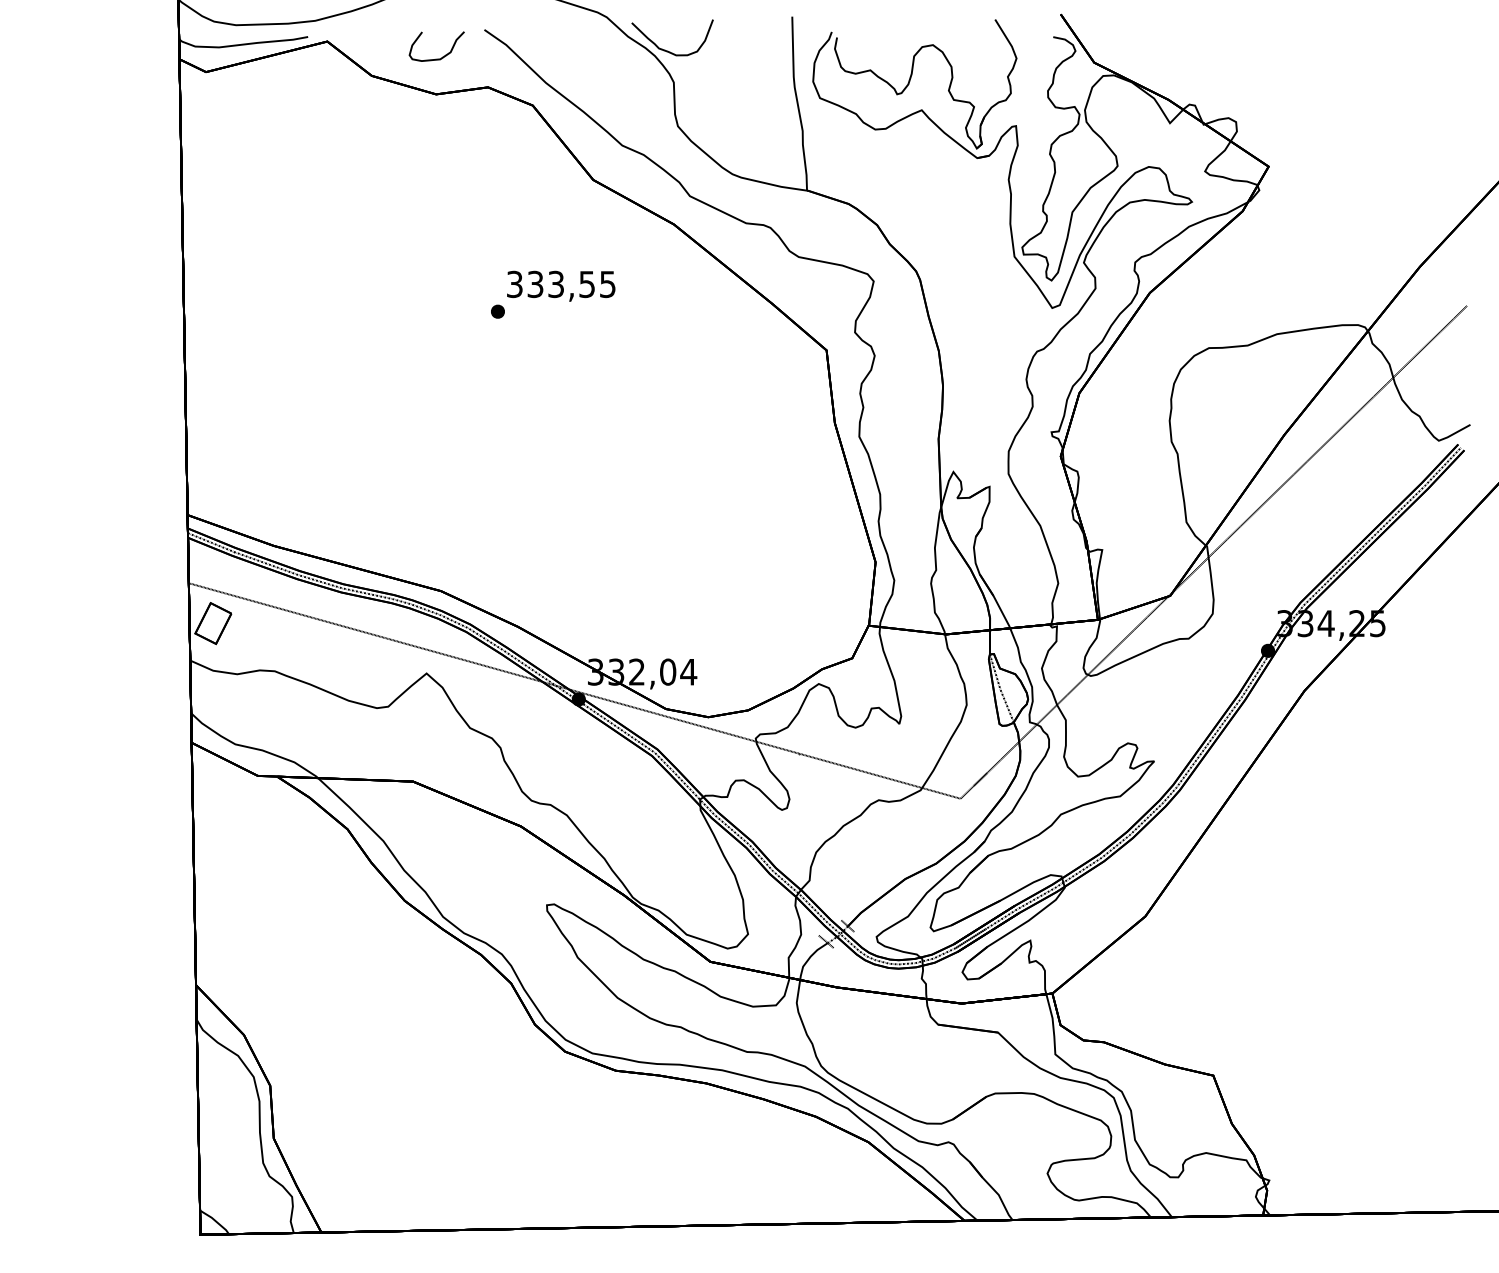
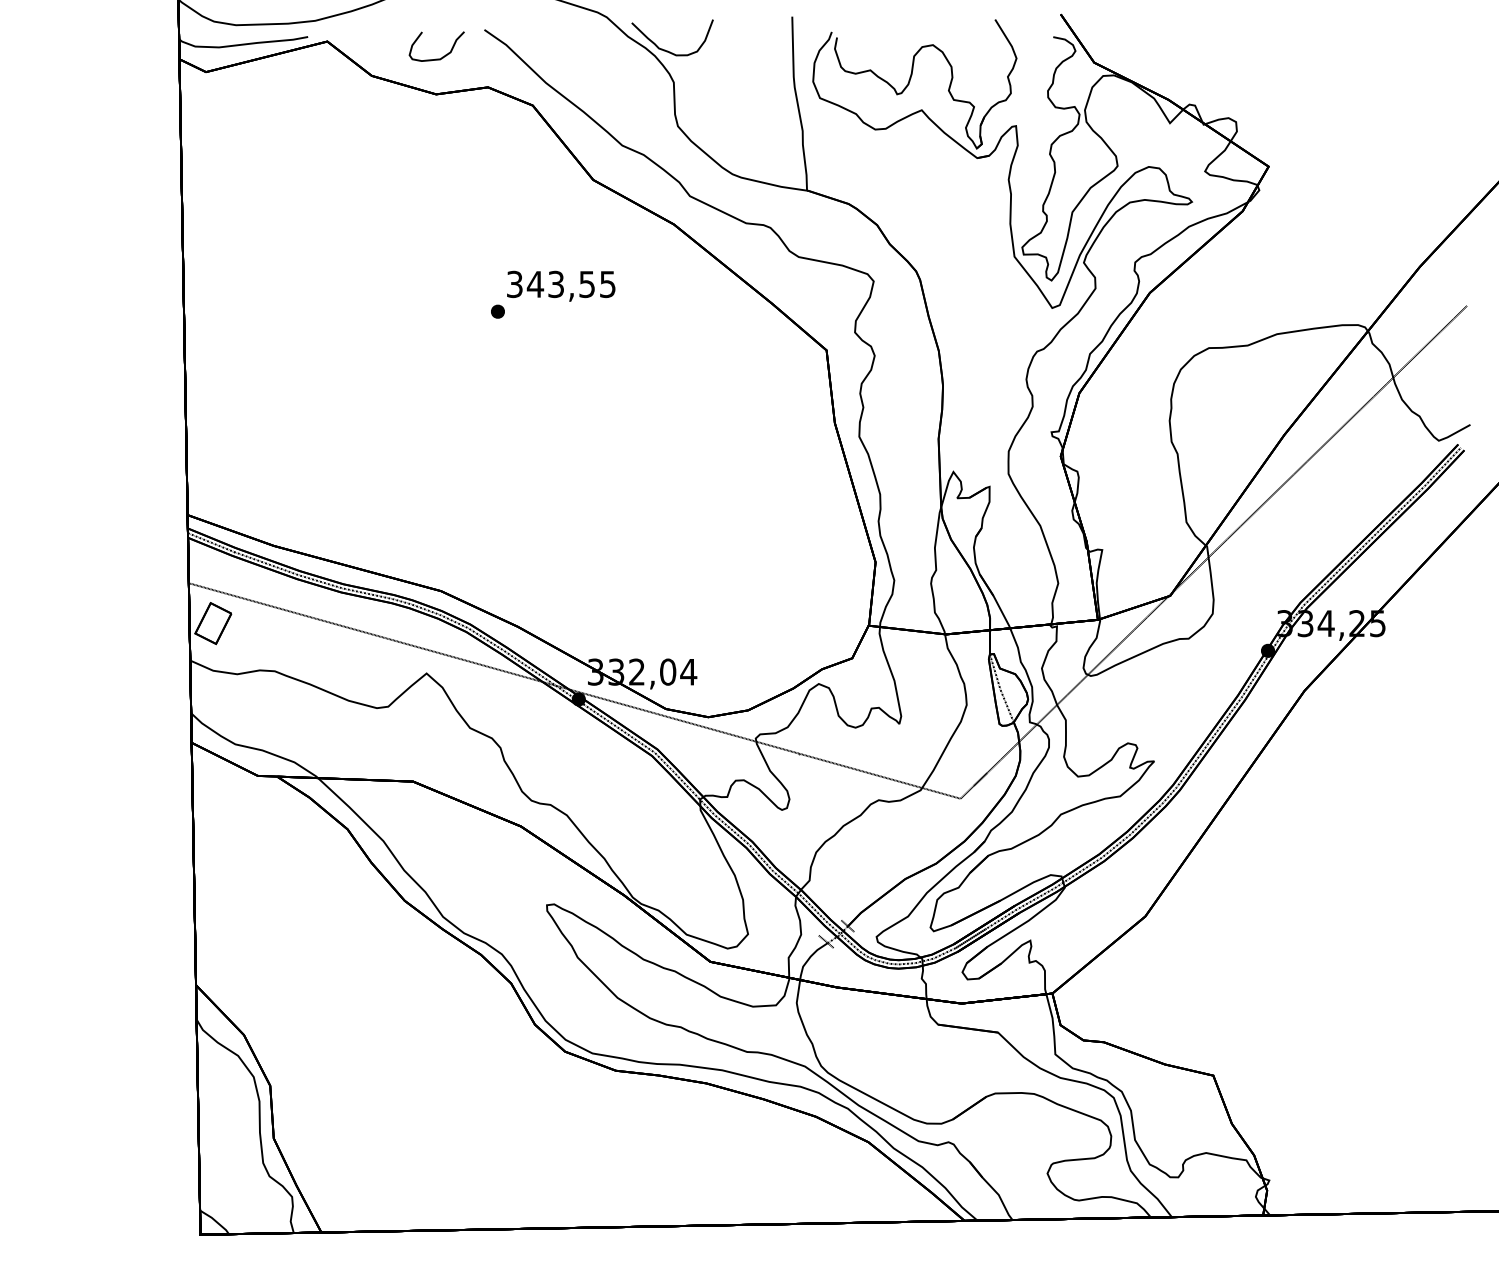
text: 333,55 -> 343,55 (535, 284)
